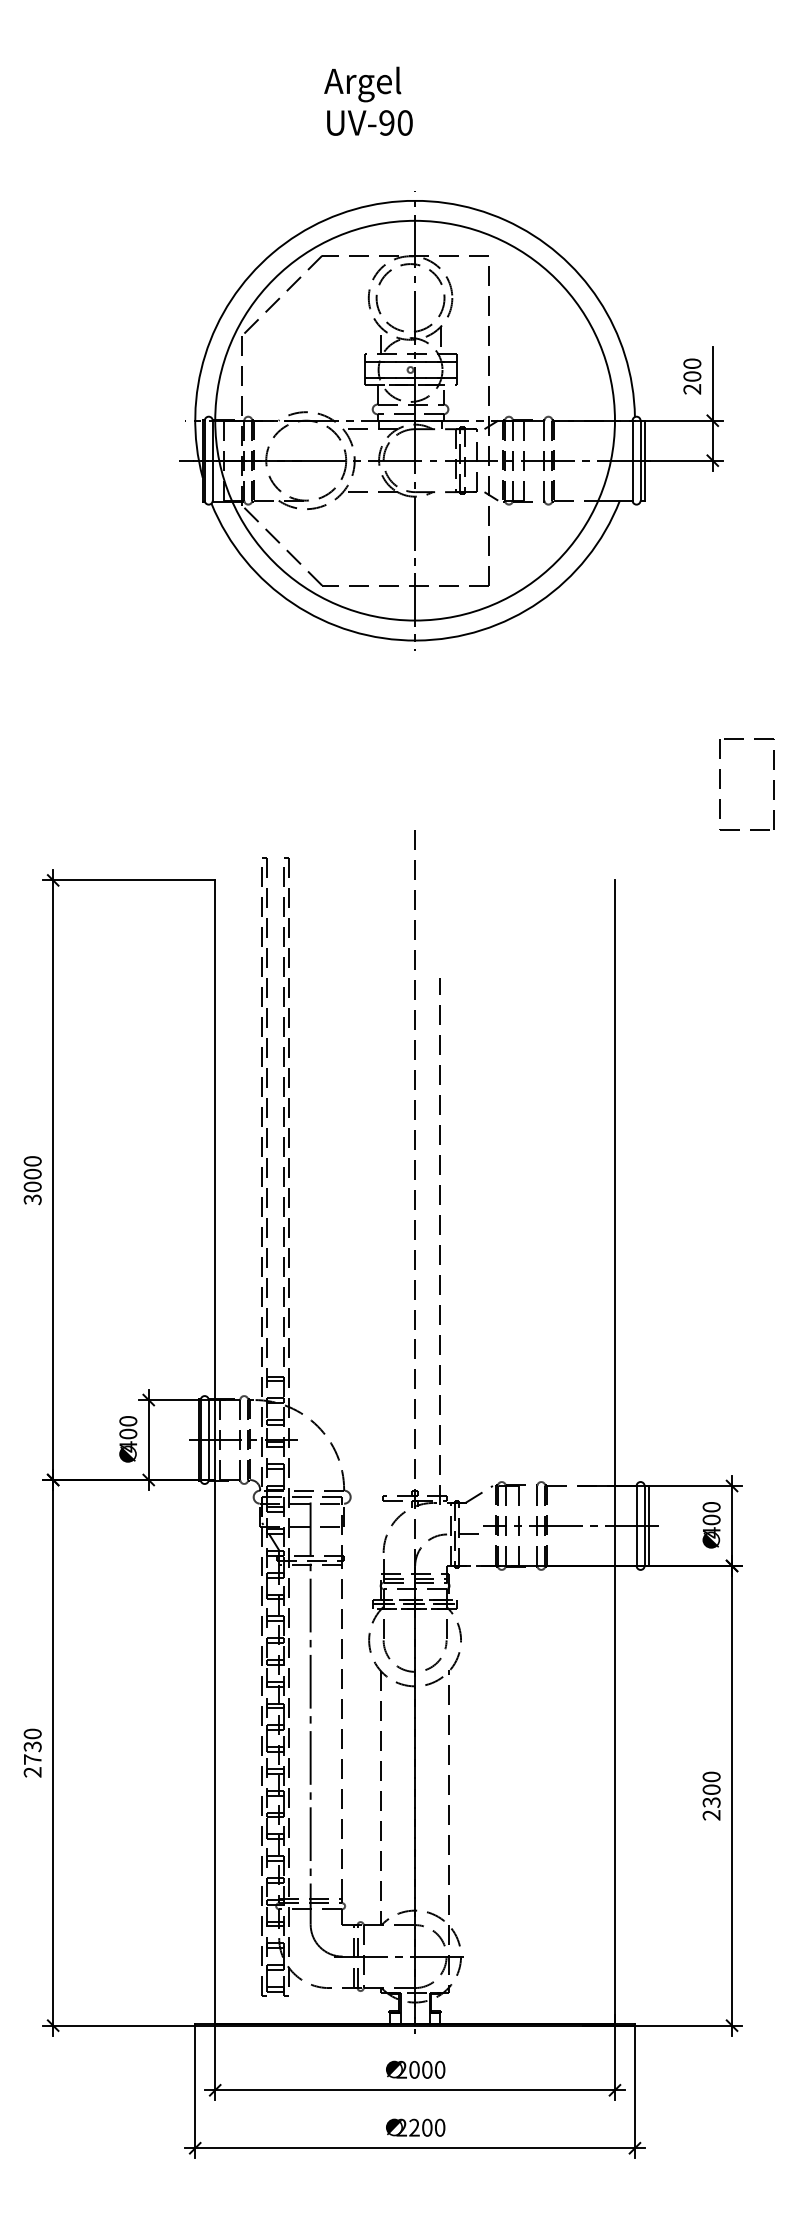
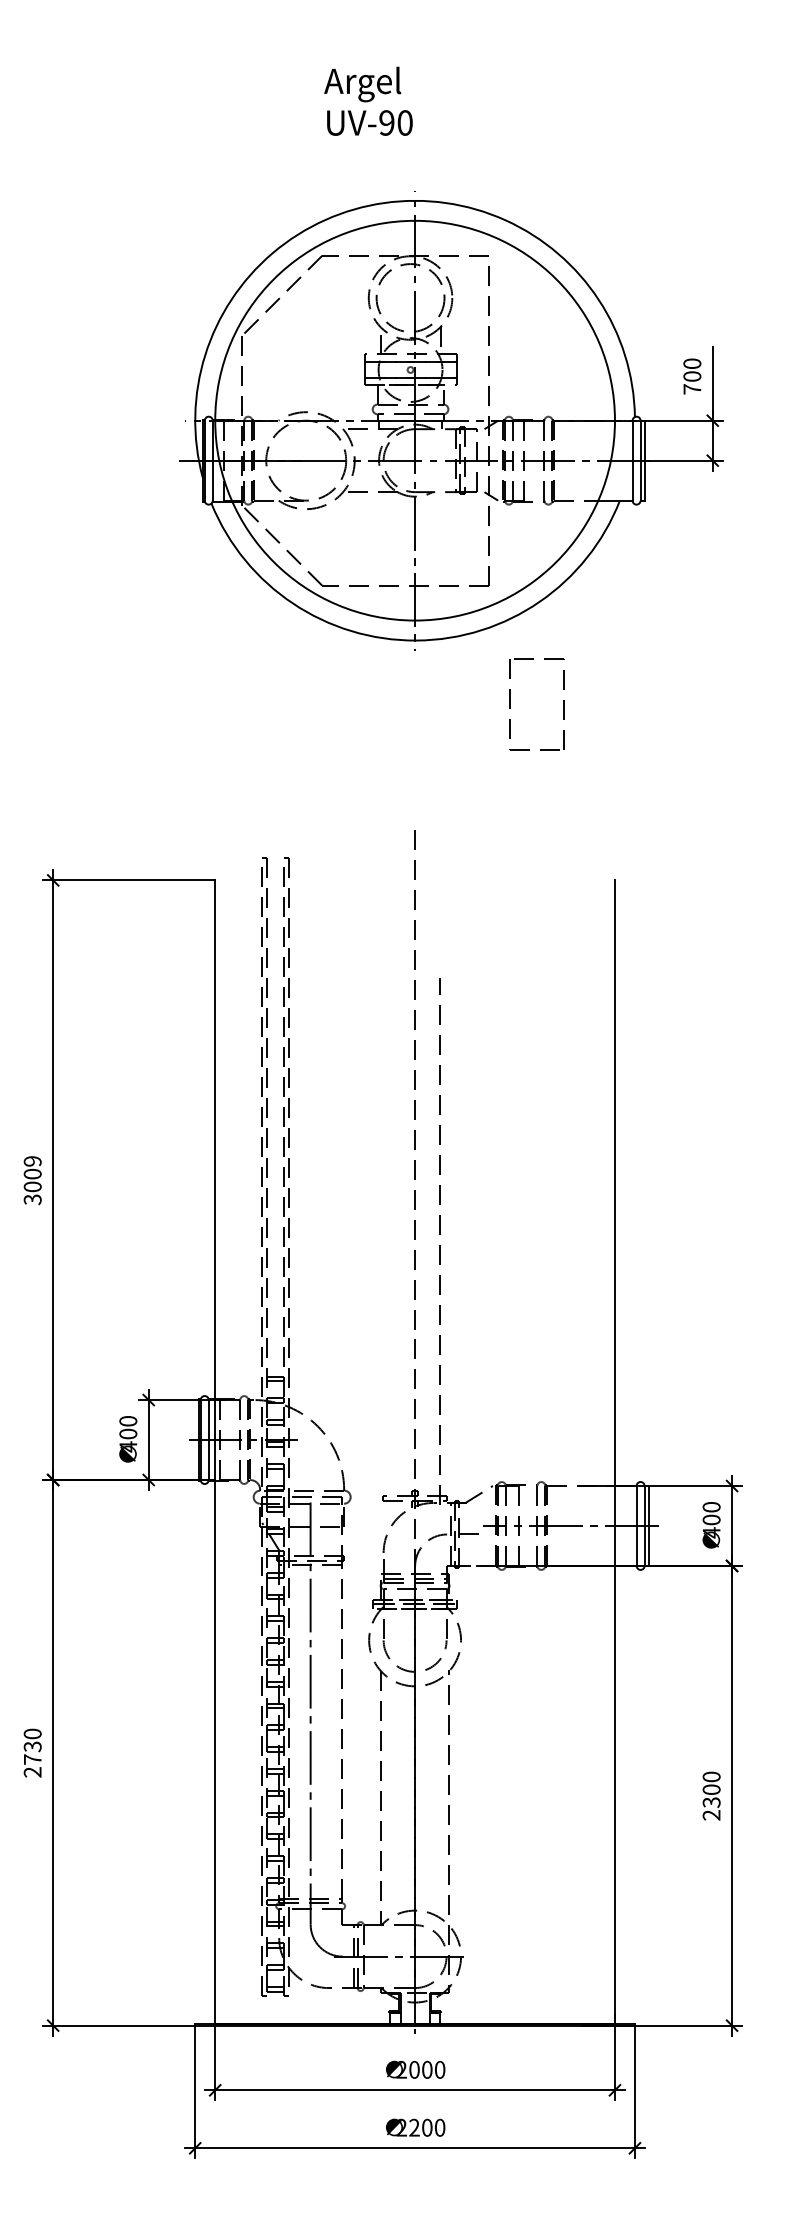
text: 200 -> 700 (692, 389)
part position: (720, 784) -> (510, 704) (510, 704)
text: 3000 -> 3009 (32, 1161)
